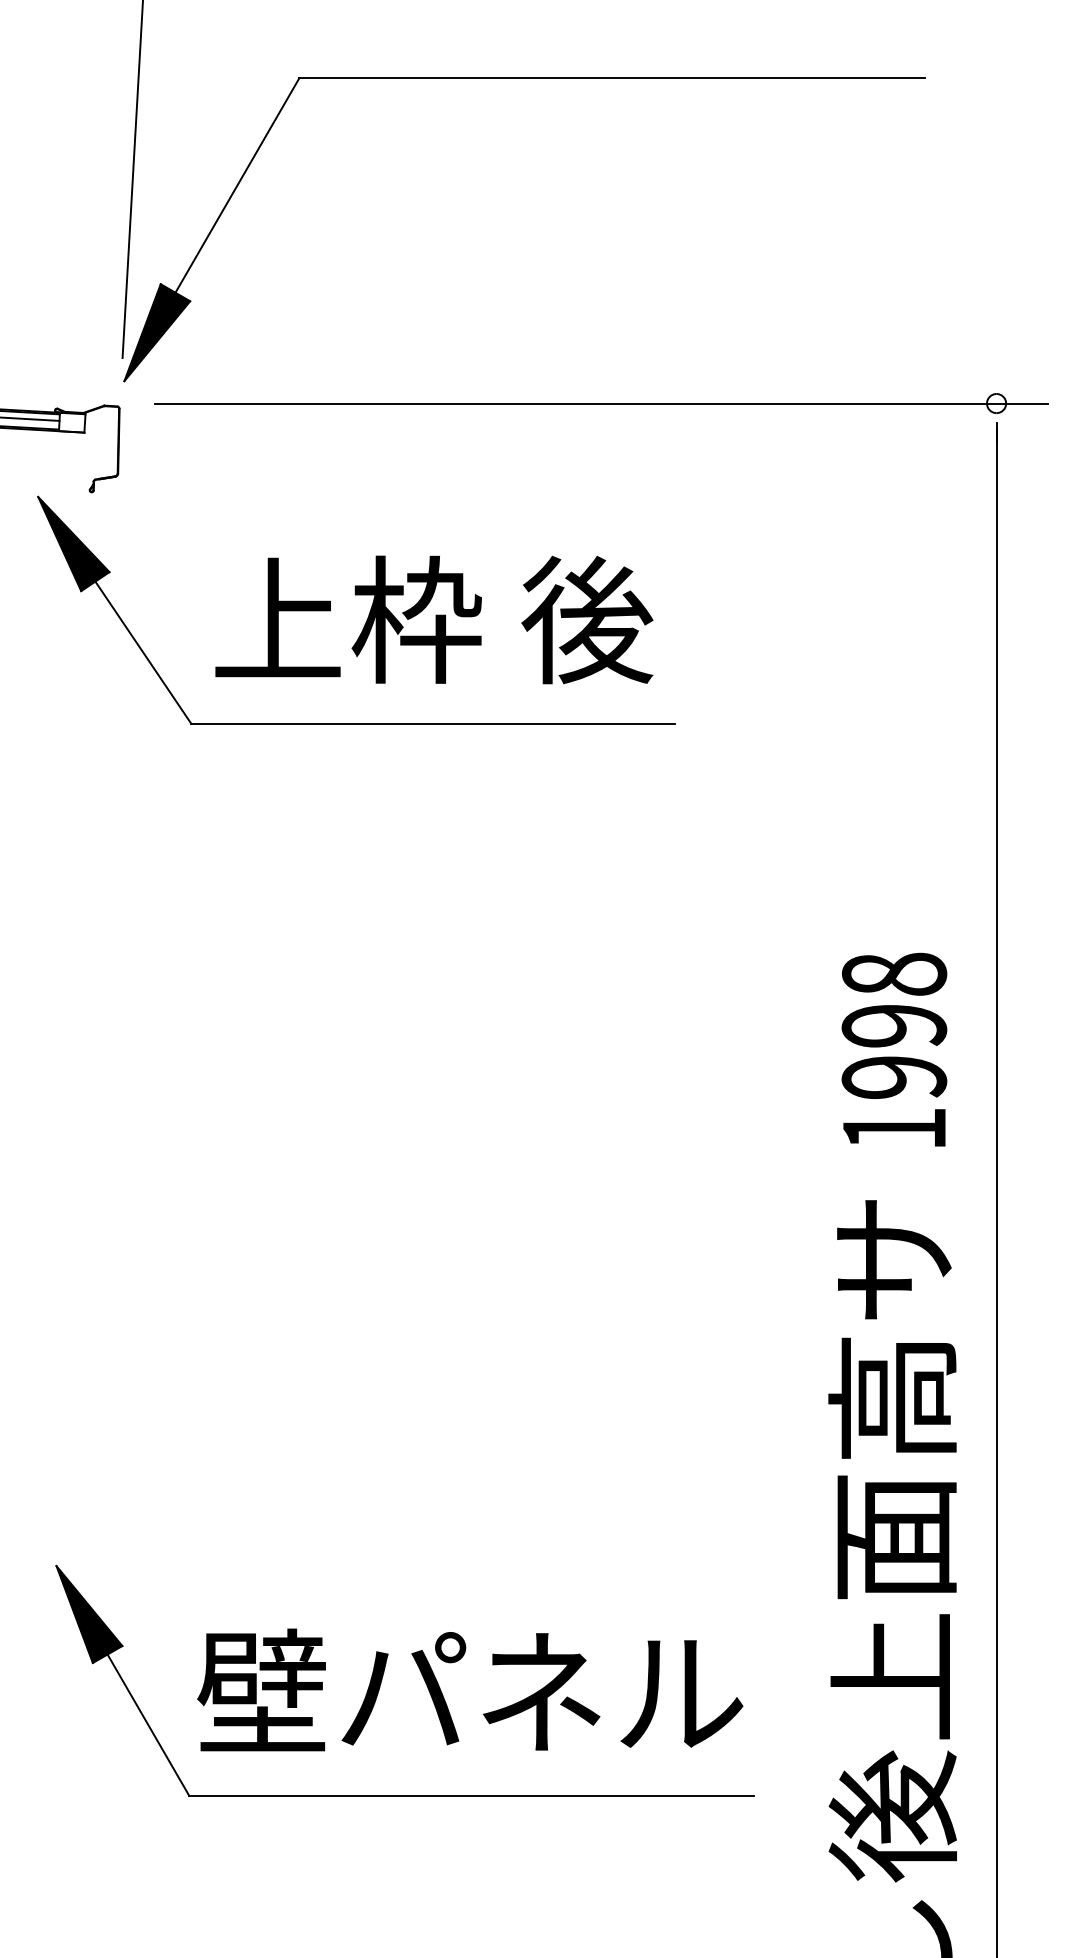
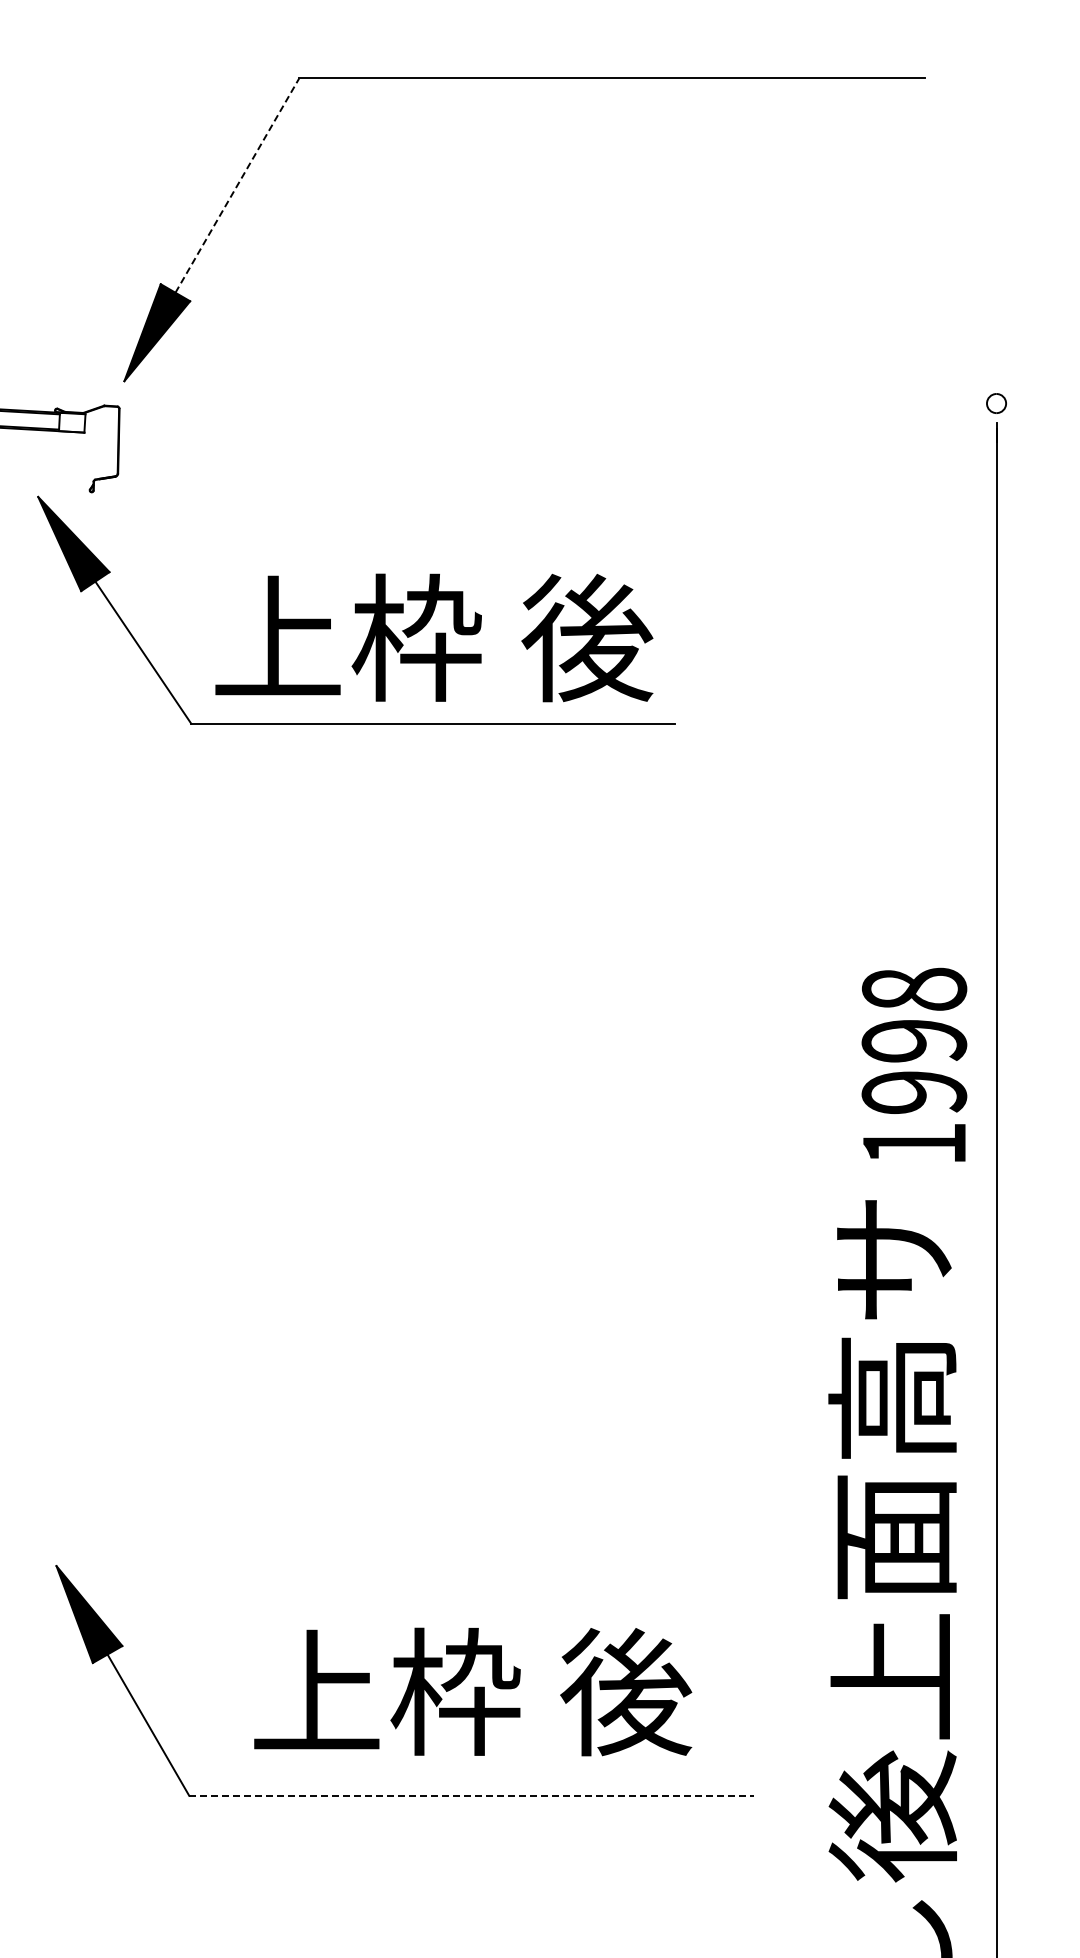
line: present -> none (132, 180)
line: solid -> dashed (237, 185)
line: present -> none (601, 403)
line: present -> none (30, 418)
text position: (434, 619) -> (434, 637) (434, 637)
text position: (894, 1049) -> (914, 1064) (914, 1064)
text: 壁パネル -> 上枠 後 (470, 1691)
line: solid -> dashed (472, 1795)
